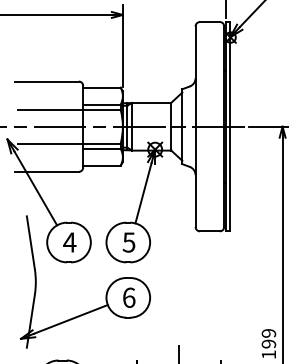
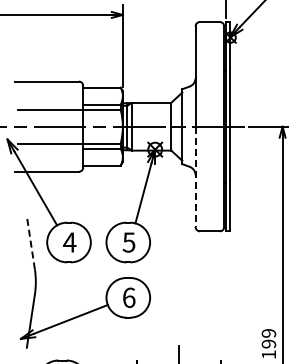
line: solid -> dashed (195, 177)
line: solid -> dashed (30, 242)
